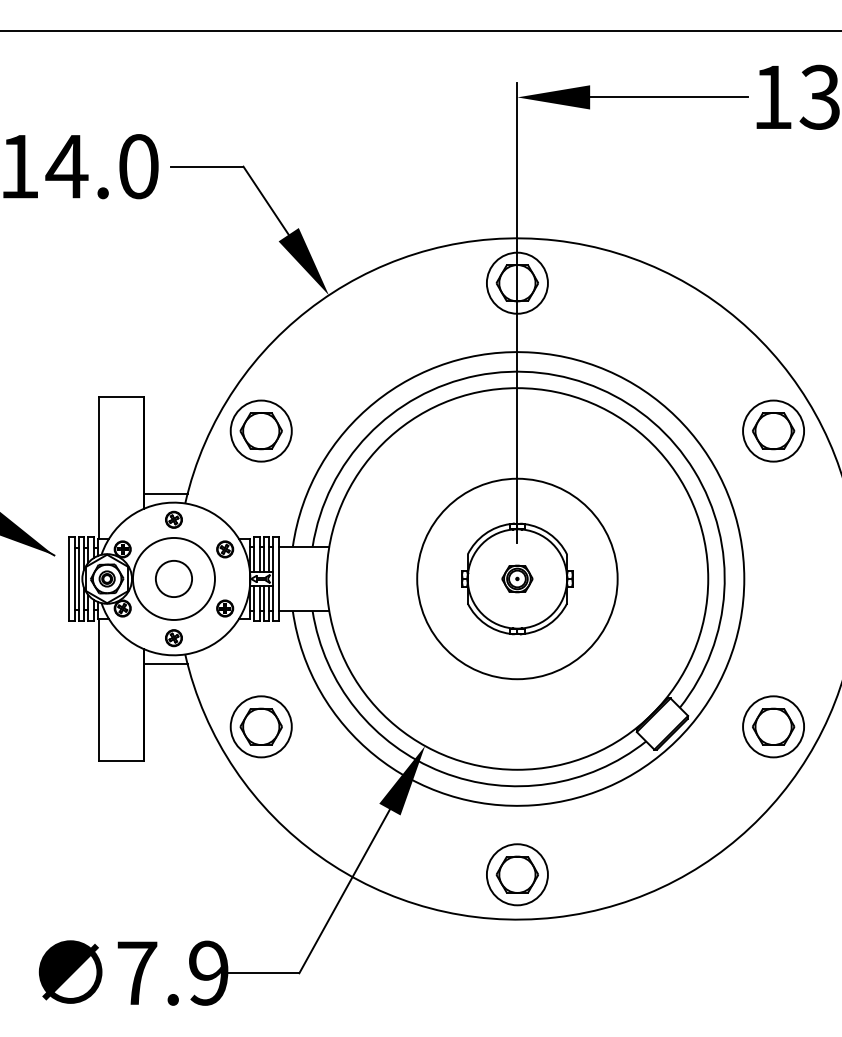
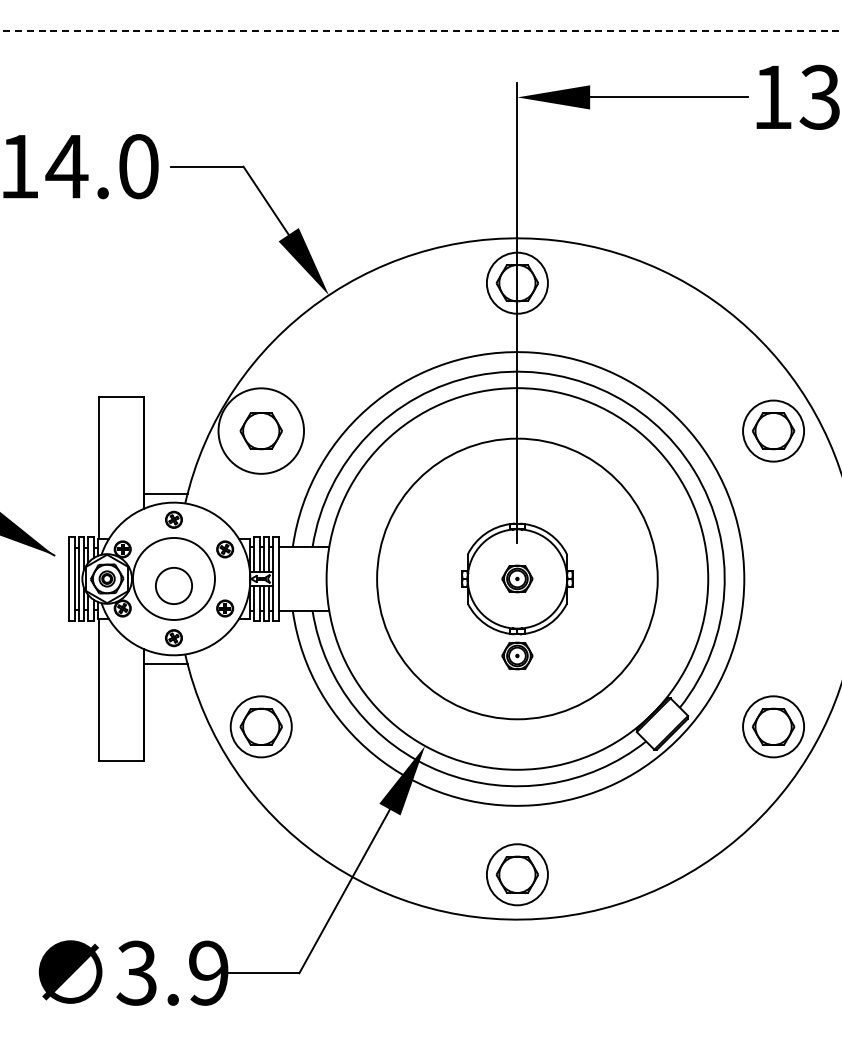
line: solid -> dashed (421, 31)
circle diameter: 61 px -> 85 px (261, 430)
circle position: (173, 578) -> (173, 585) (173, 585)
circle diameter: 200 px -> 281 px (517, 578)
part: none -> present (517, 655)
text: 7.9 -> 3.9 (136, 972)
